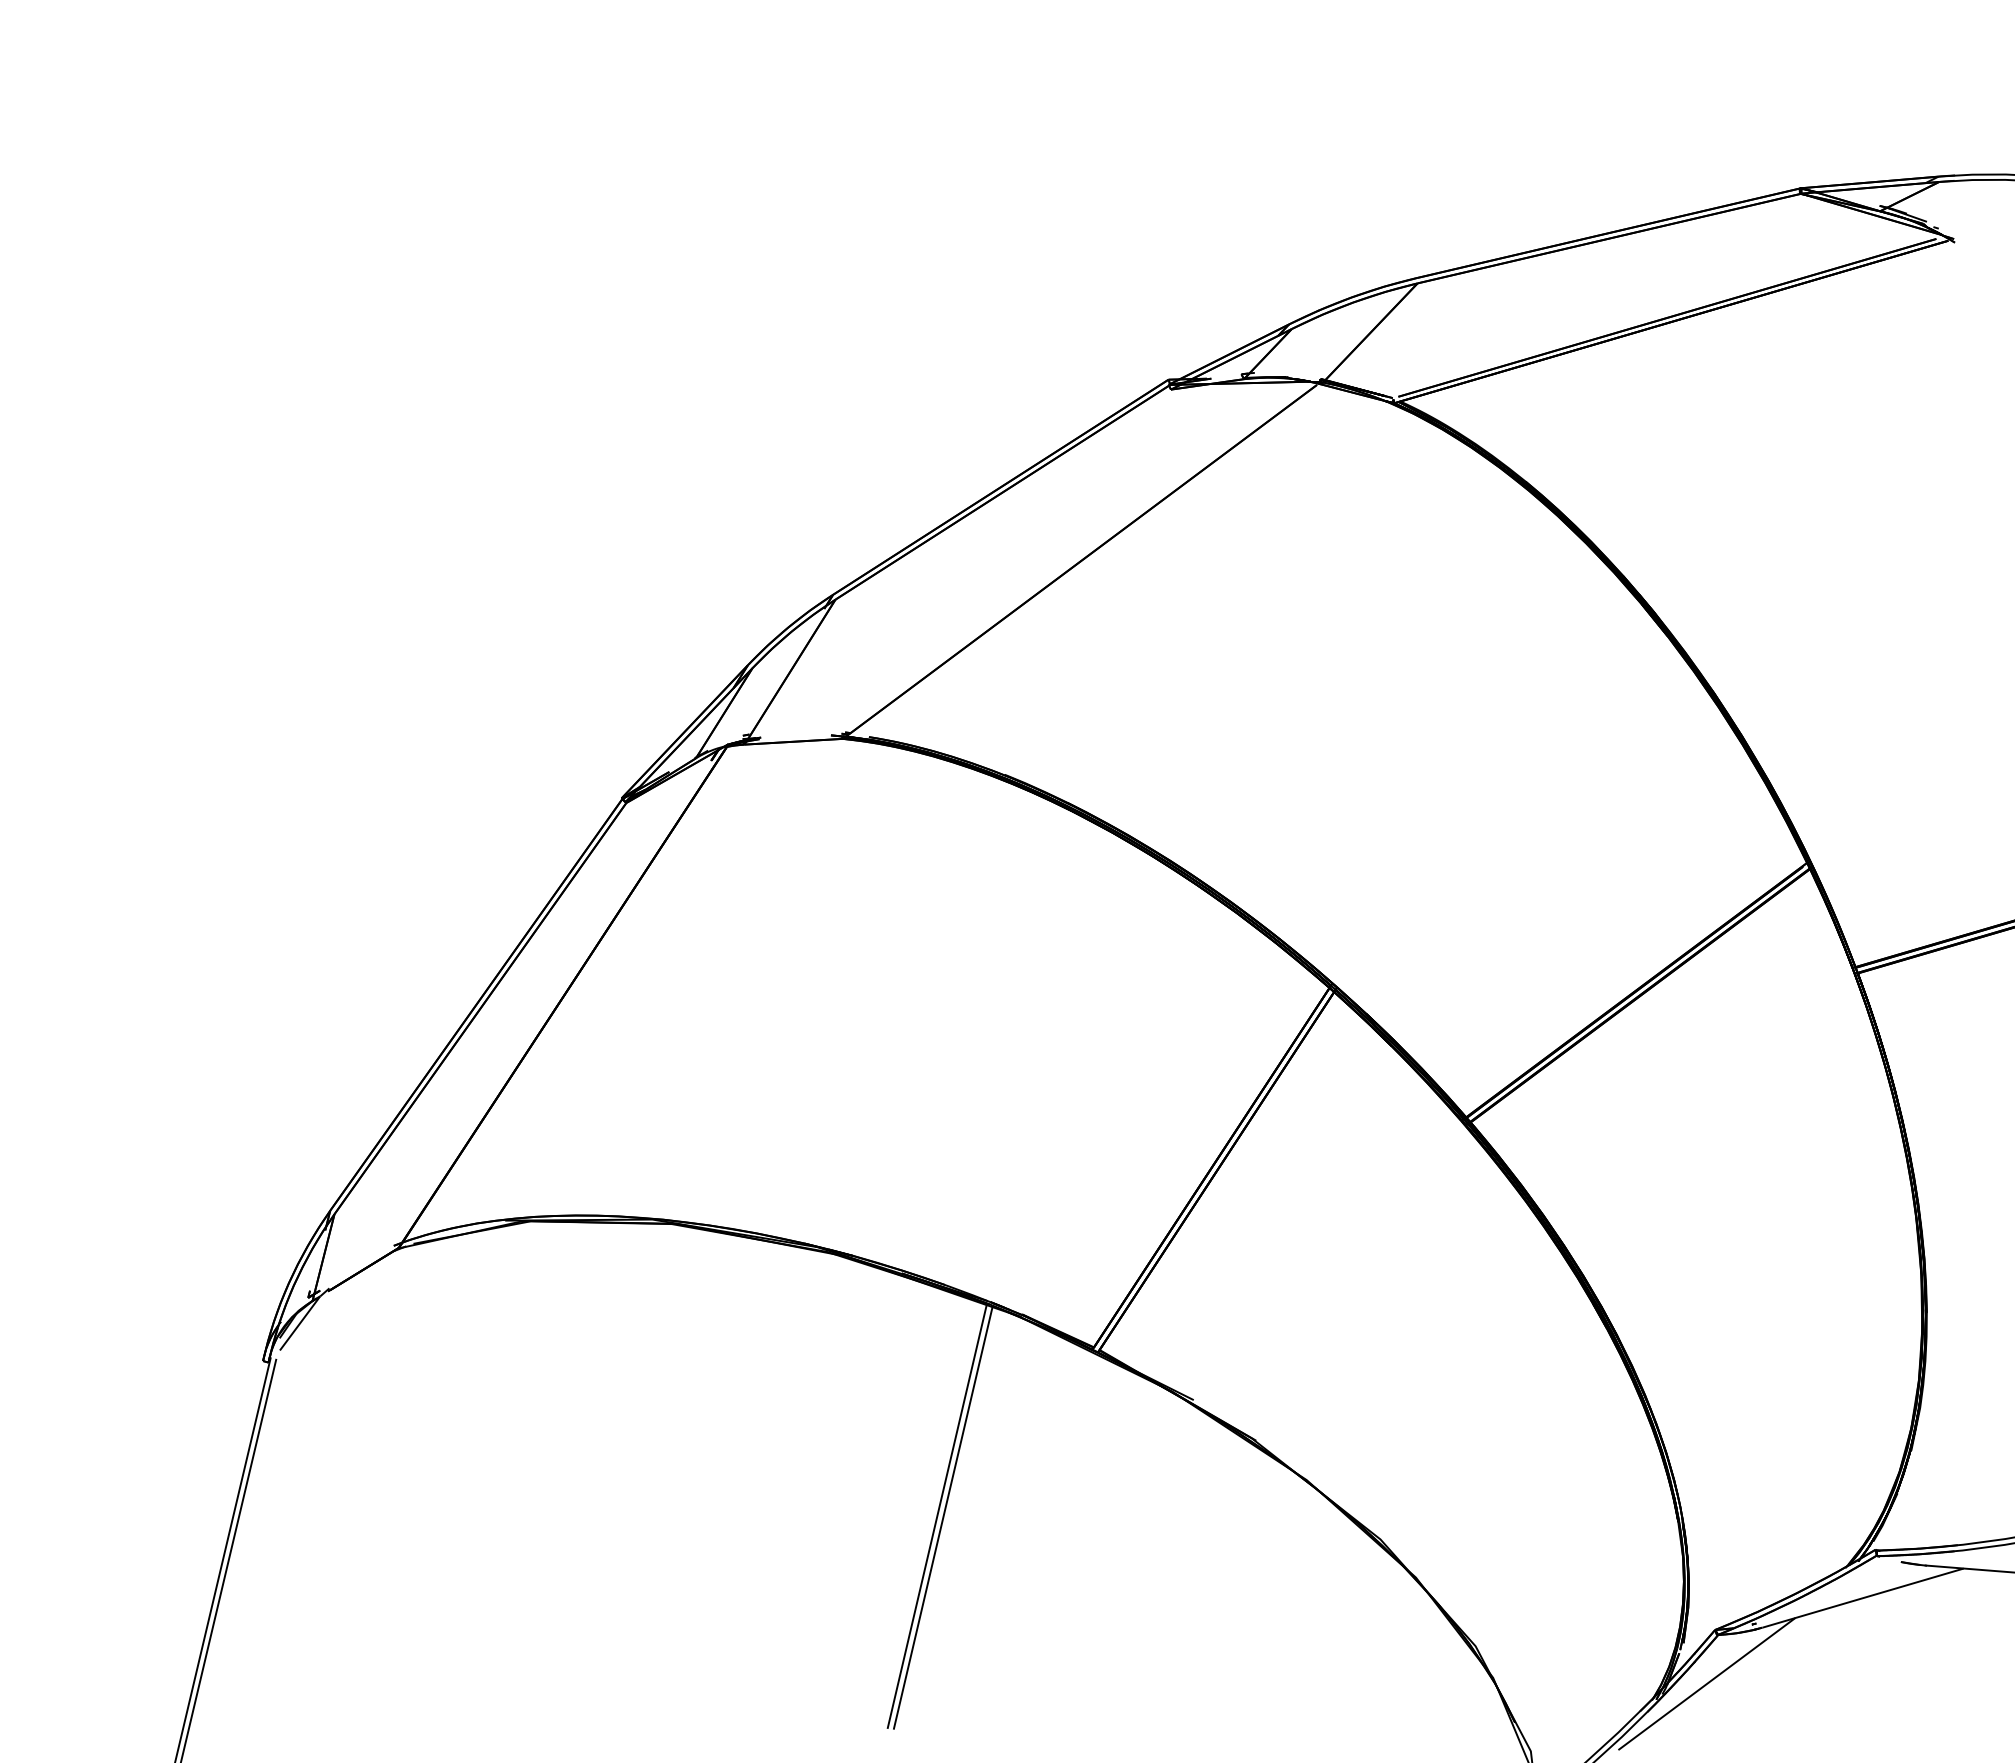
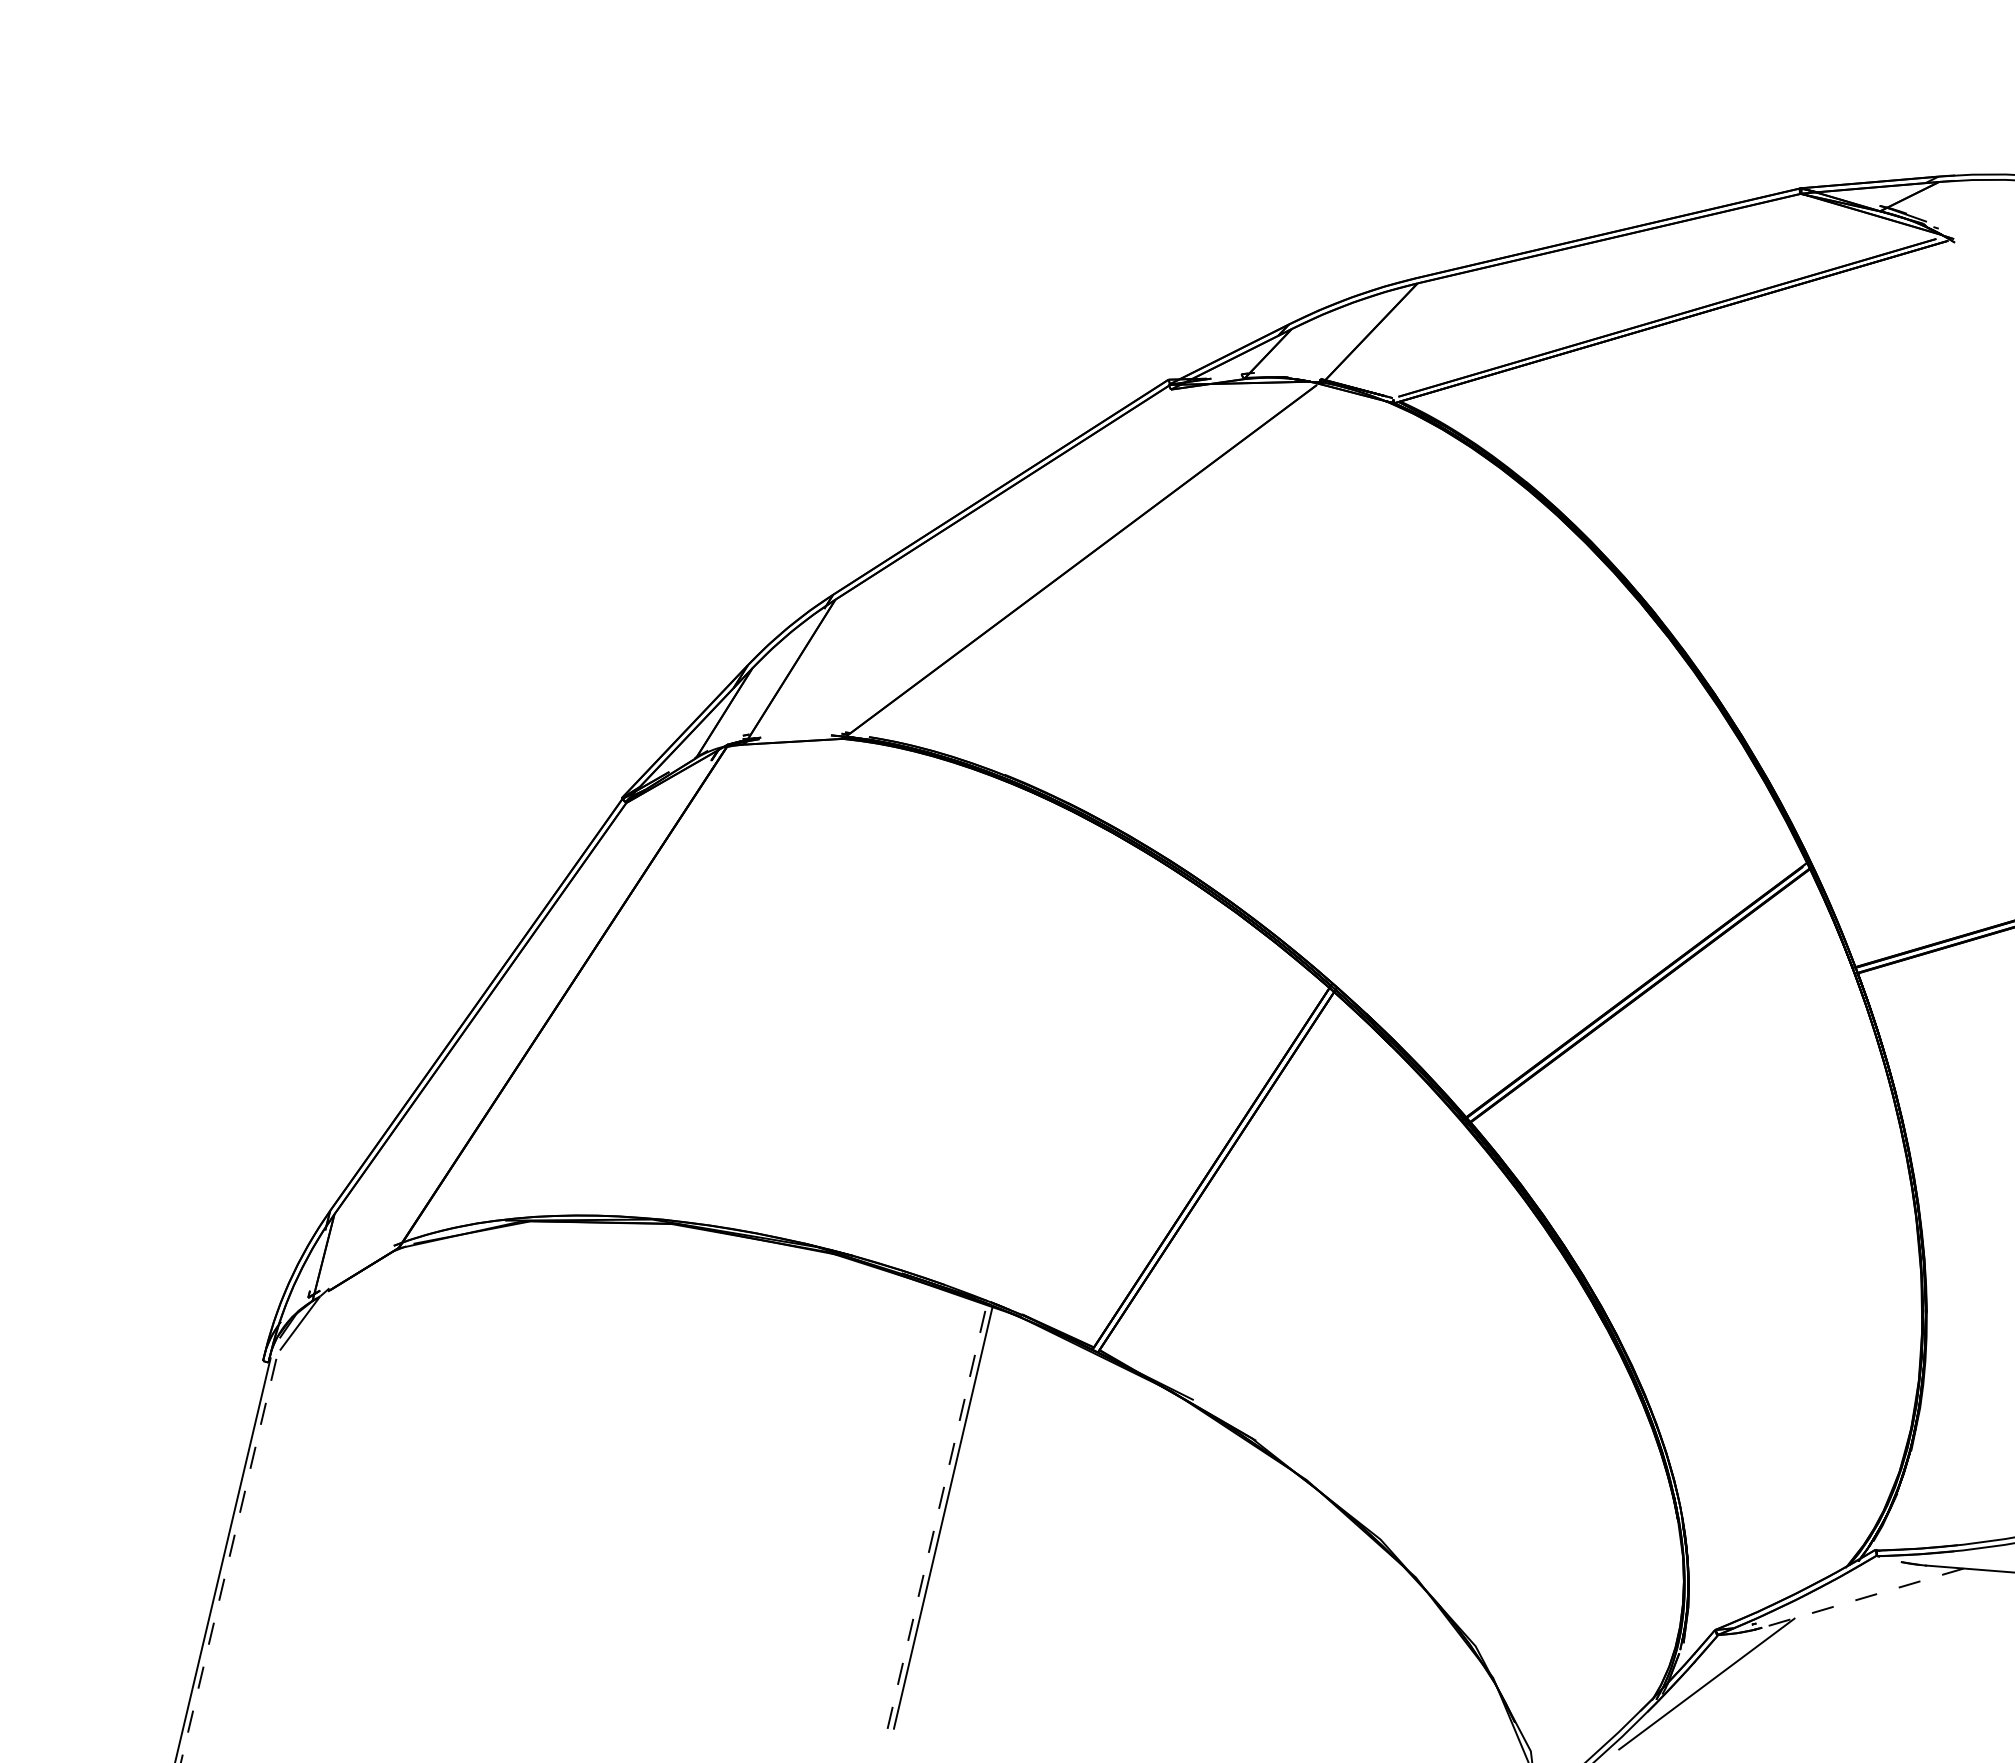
line: solid -> dashed (937, 1516)
line: solid -> dashed (228, 1561)
line: solid -> dashed (1863, 1598)
